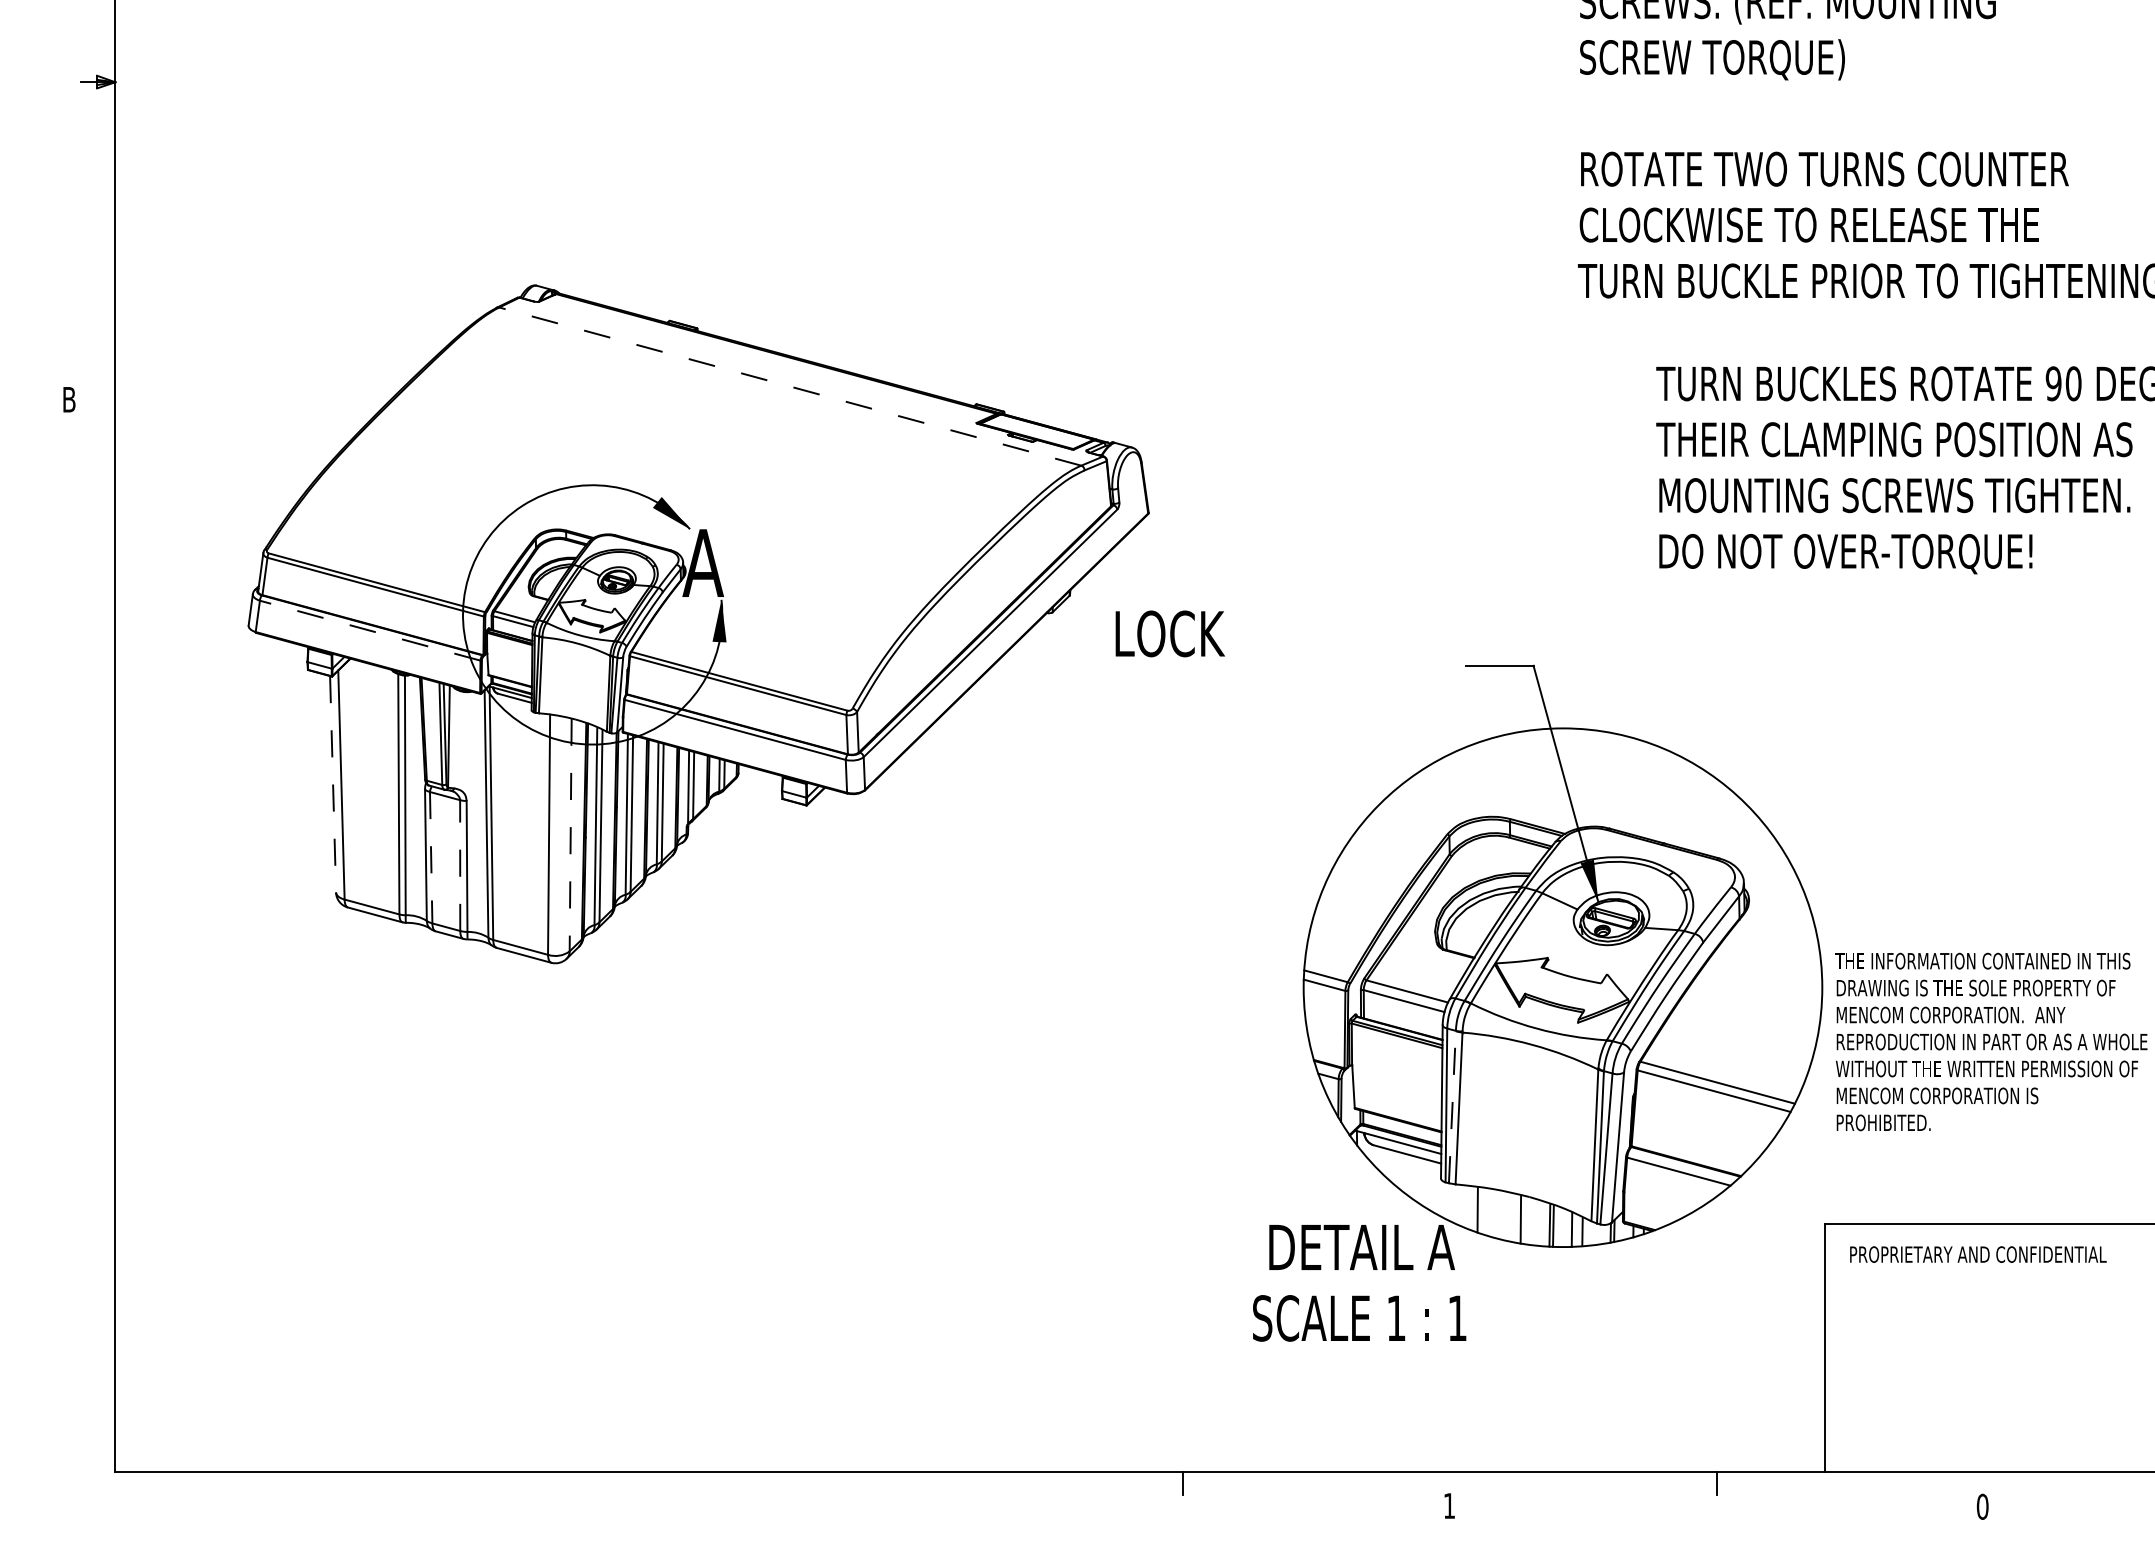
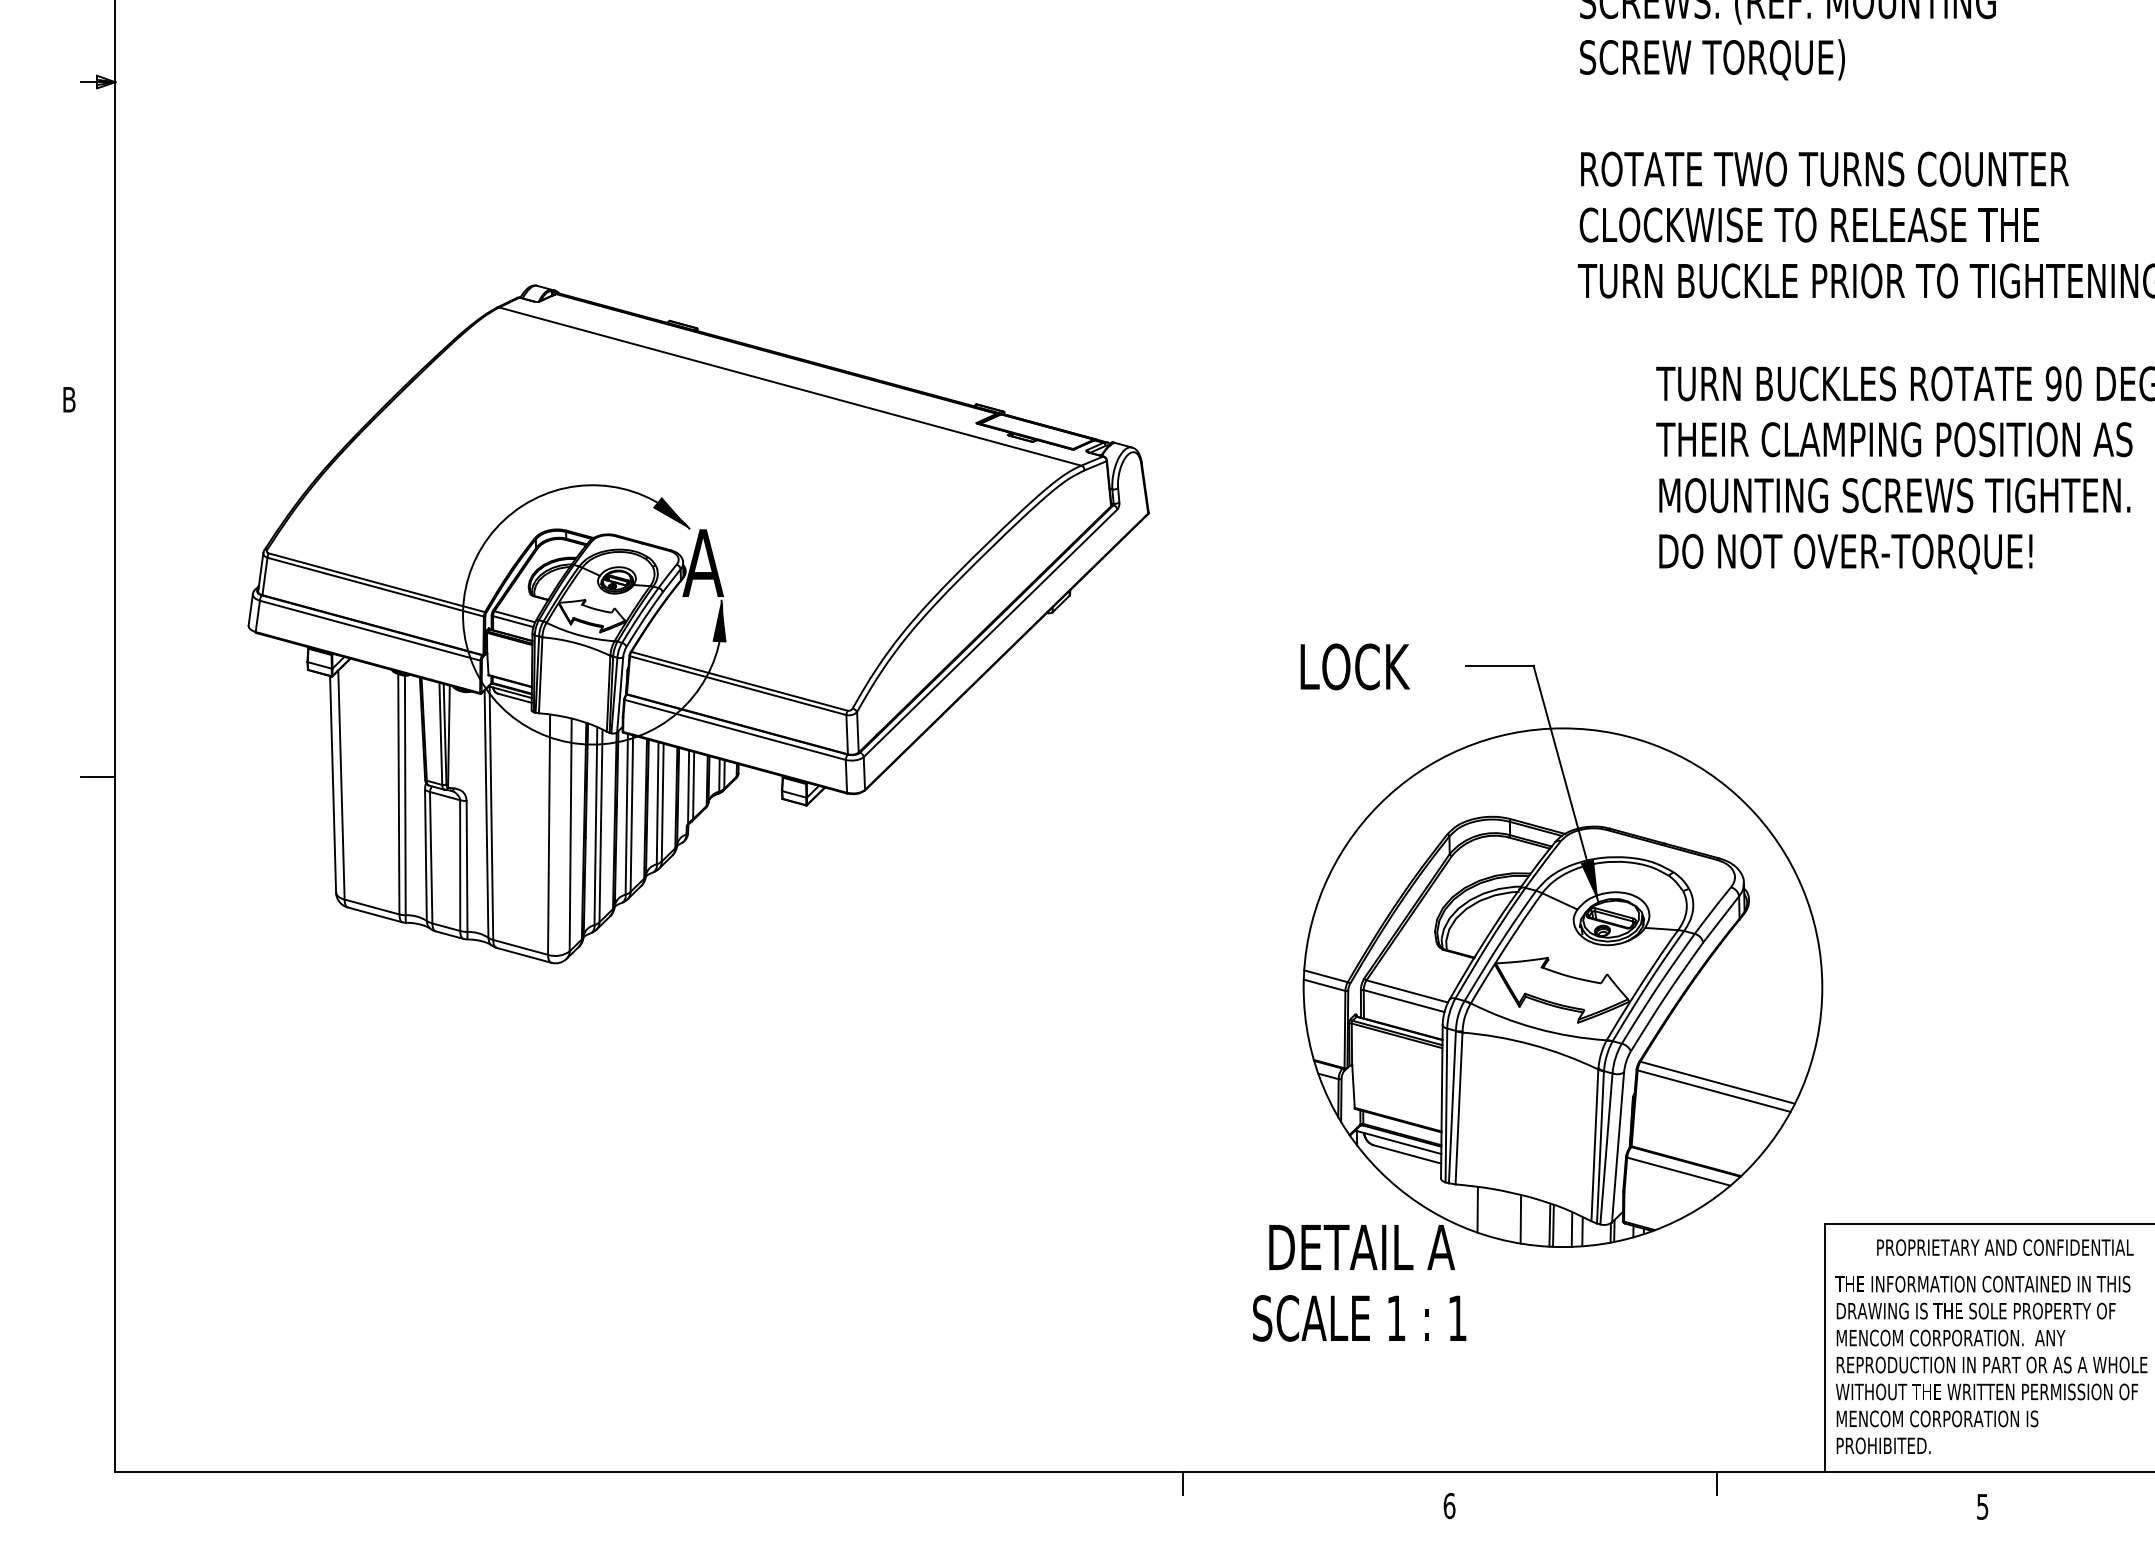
line: dashed -> solid (790, 386)
line: dashed -> solid (369, 630)
text position: (1169, 633) -> (1354, 666) (1354, 666)
line: none -> present (98, 777)
line: dashed -> solid (333, 784)
line: dashed -> solid (570, 835)
line: dashed -> solid (431, 857)
line: dashed -> solid (460, 865)
text position: (1991, 1041) -> (1991, 1364) (1991, 1364)
line: dashed -> solid (1452, 1106)
text position: (1978, 1254) -> (2005, 1247) (2005, 1247)
text: 1 -> 6 (1449, 1506)
text: 0 -> 5 (1982, 1506)
